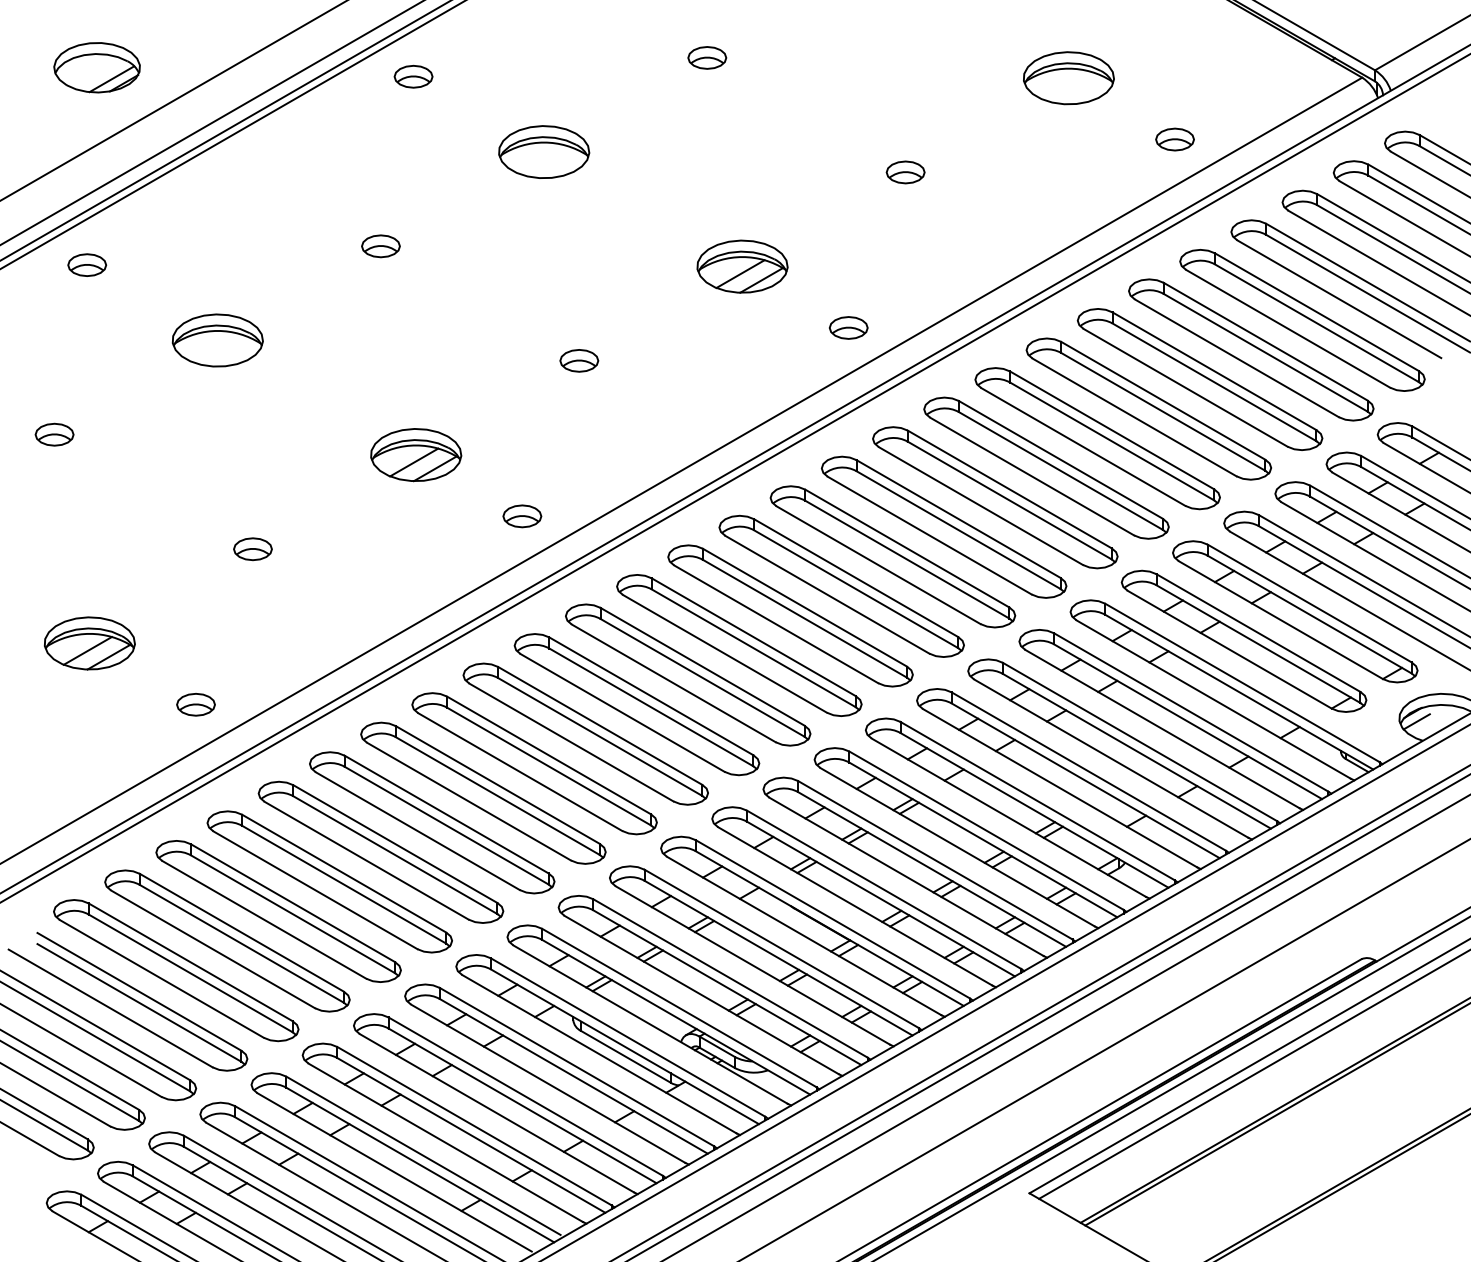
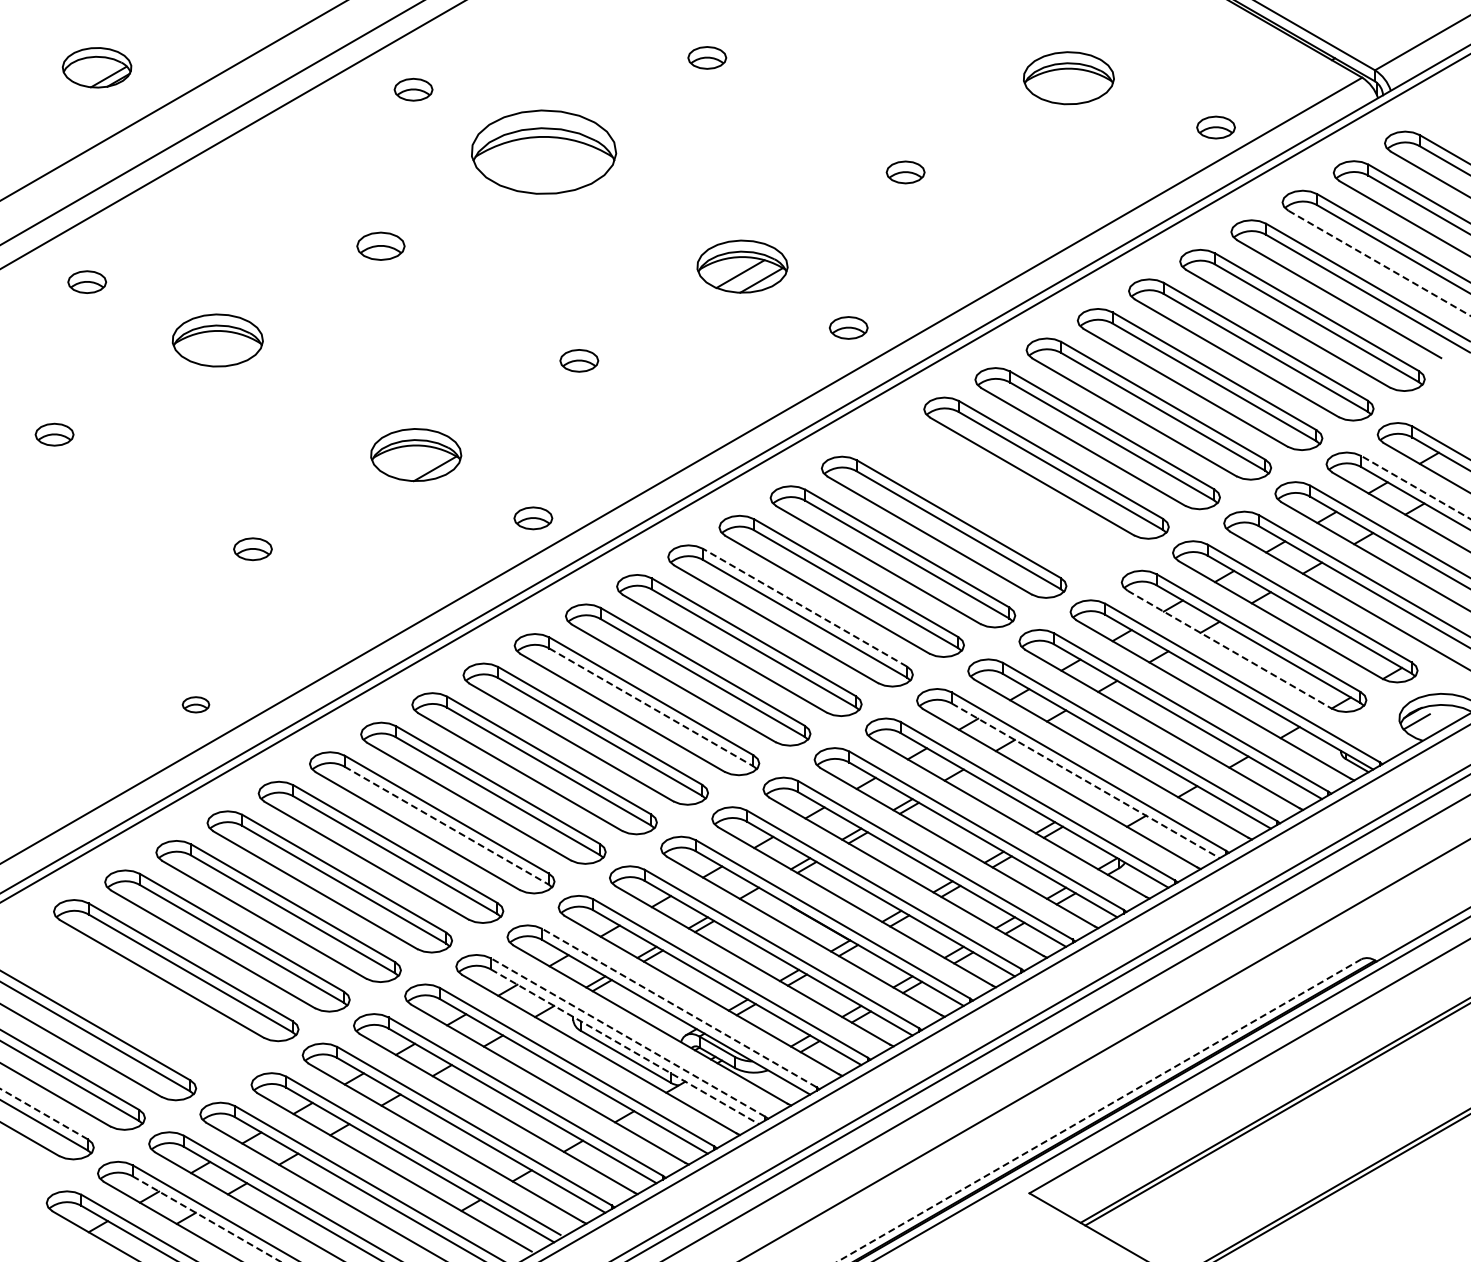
part size: 88x52 px -> 72x42 px (96, 67)
part position: (413, 76) -> (413, 89) (413, 89)
line: present -> none (225, 130)
part position: (1174, 139) -> (1215, 127) (1215, 127)
part size: 93x54 px -> 147x86 px (544, 151)
part size: 40x25 px -> 50x30 px (380, 245)
line: solid -> dashed (1380, 263)
part position: (87, 264) -> (87, 281) (87, 281)
line: present -> none (414, 462)
line: solid -> dashed (1415, 487)
part: present -> none (995, 497)
part position: (522, 516) -> (533, 518) (533, 518)
line: solid -> dashed (804, 607)
part: present -> none (89, 643)
line: solid -> dashed (1229, 649)
part size: 40x24 px -> 30x18 px (195, 704)
line: solid -> dashed (651, 707)
line: solid -> dashed (1085, 780)
line: solid -> dashed (446, 825)
part: present -> none (127, 1001)
line: solid -> dashed (678, 1007)
line: solid -> dashed (627, 1037)
line: solid -> dashed (624, 1046)
line: present -> none (1253, 1074)
line: solid -> dashed (1099, 1110)
line: solid -> dashed (43, 1113)
line: solid -> dashed (207, 1219)
